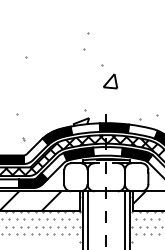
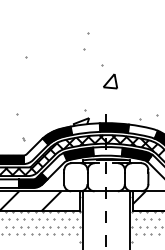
line: present -> none (87, 218)
line: present -> none (124, 218)
